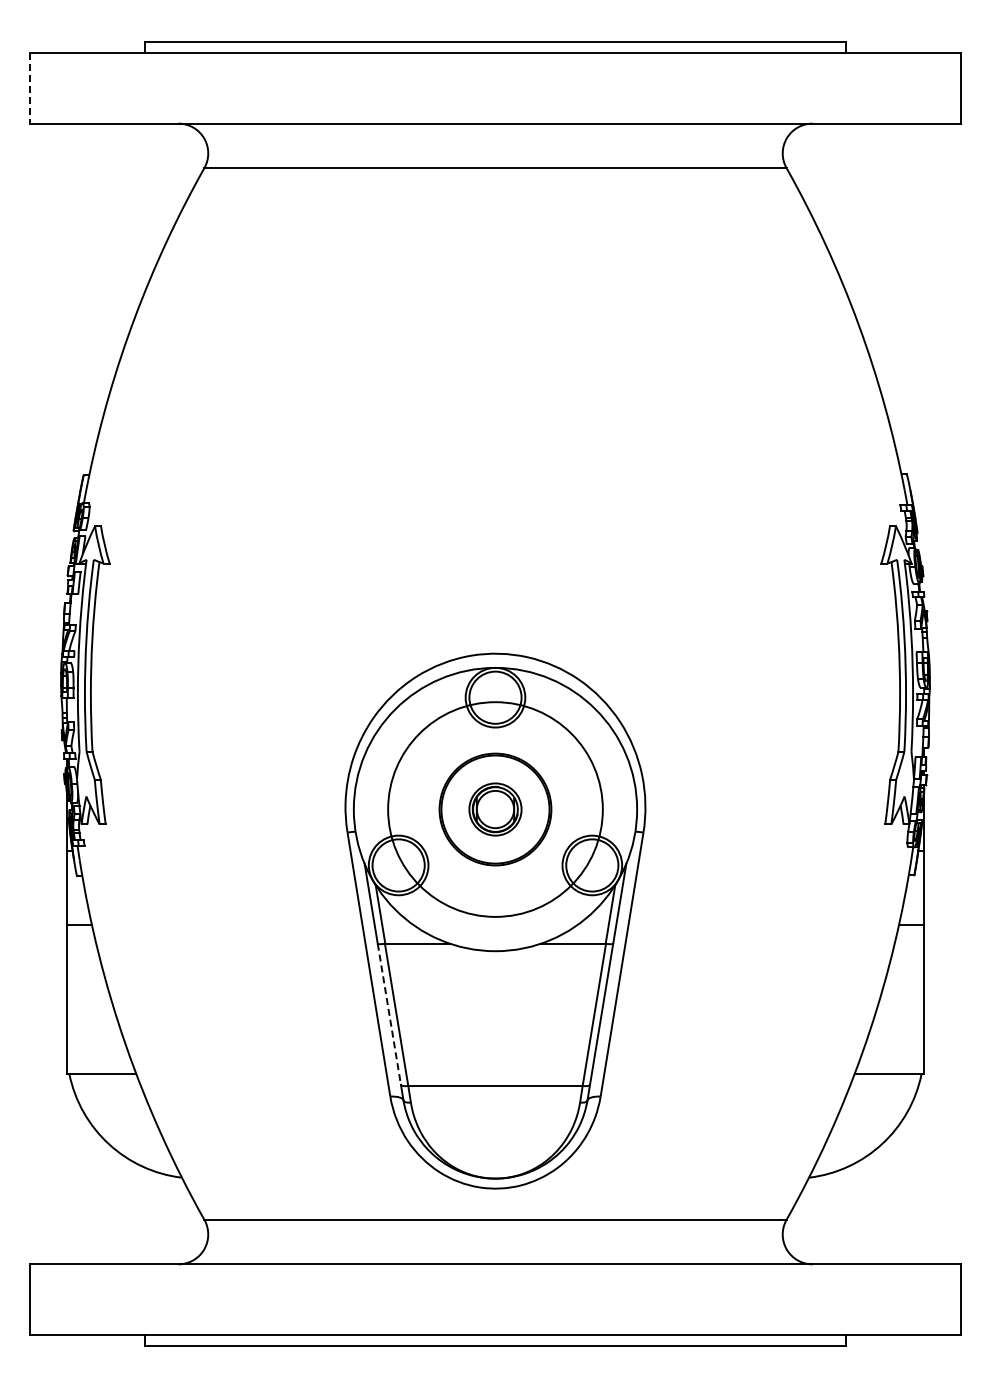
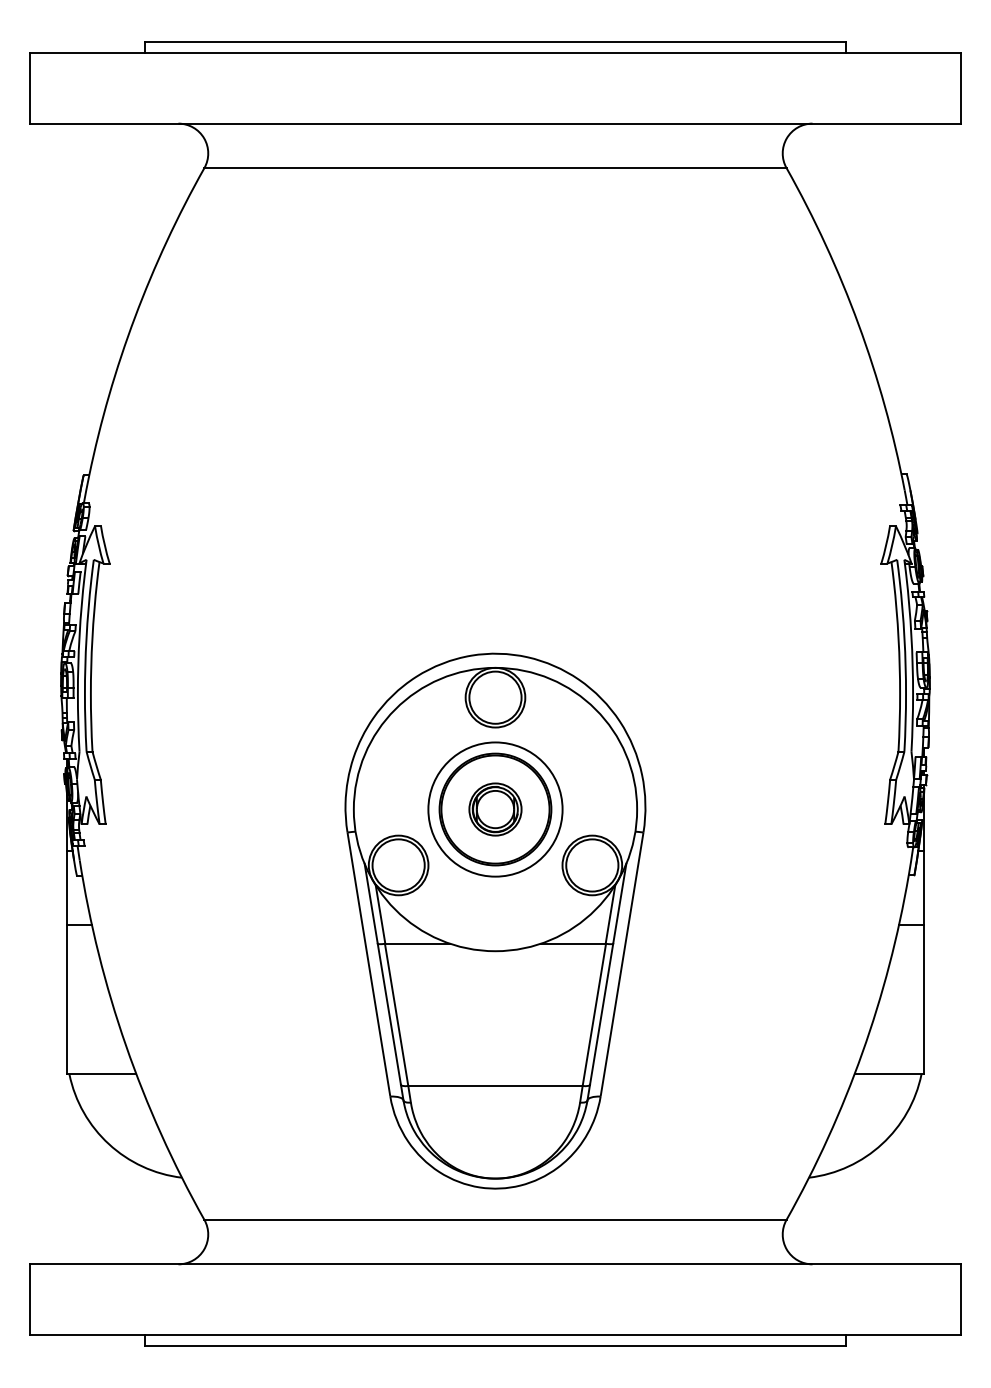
line: dashed -> solid (29, 88)
circle diameter: 215 px -> 134 px (495, 809)
line: dashed -> solid (389, 1014)
